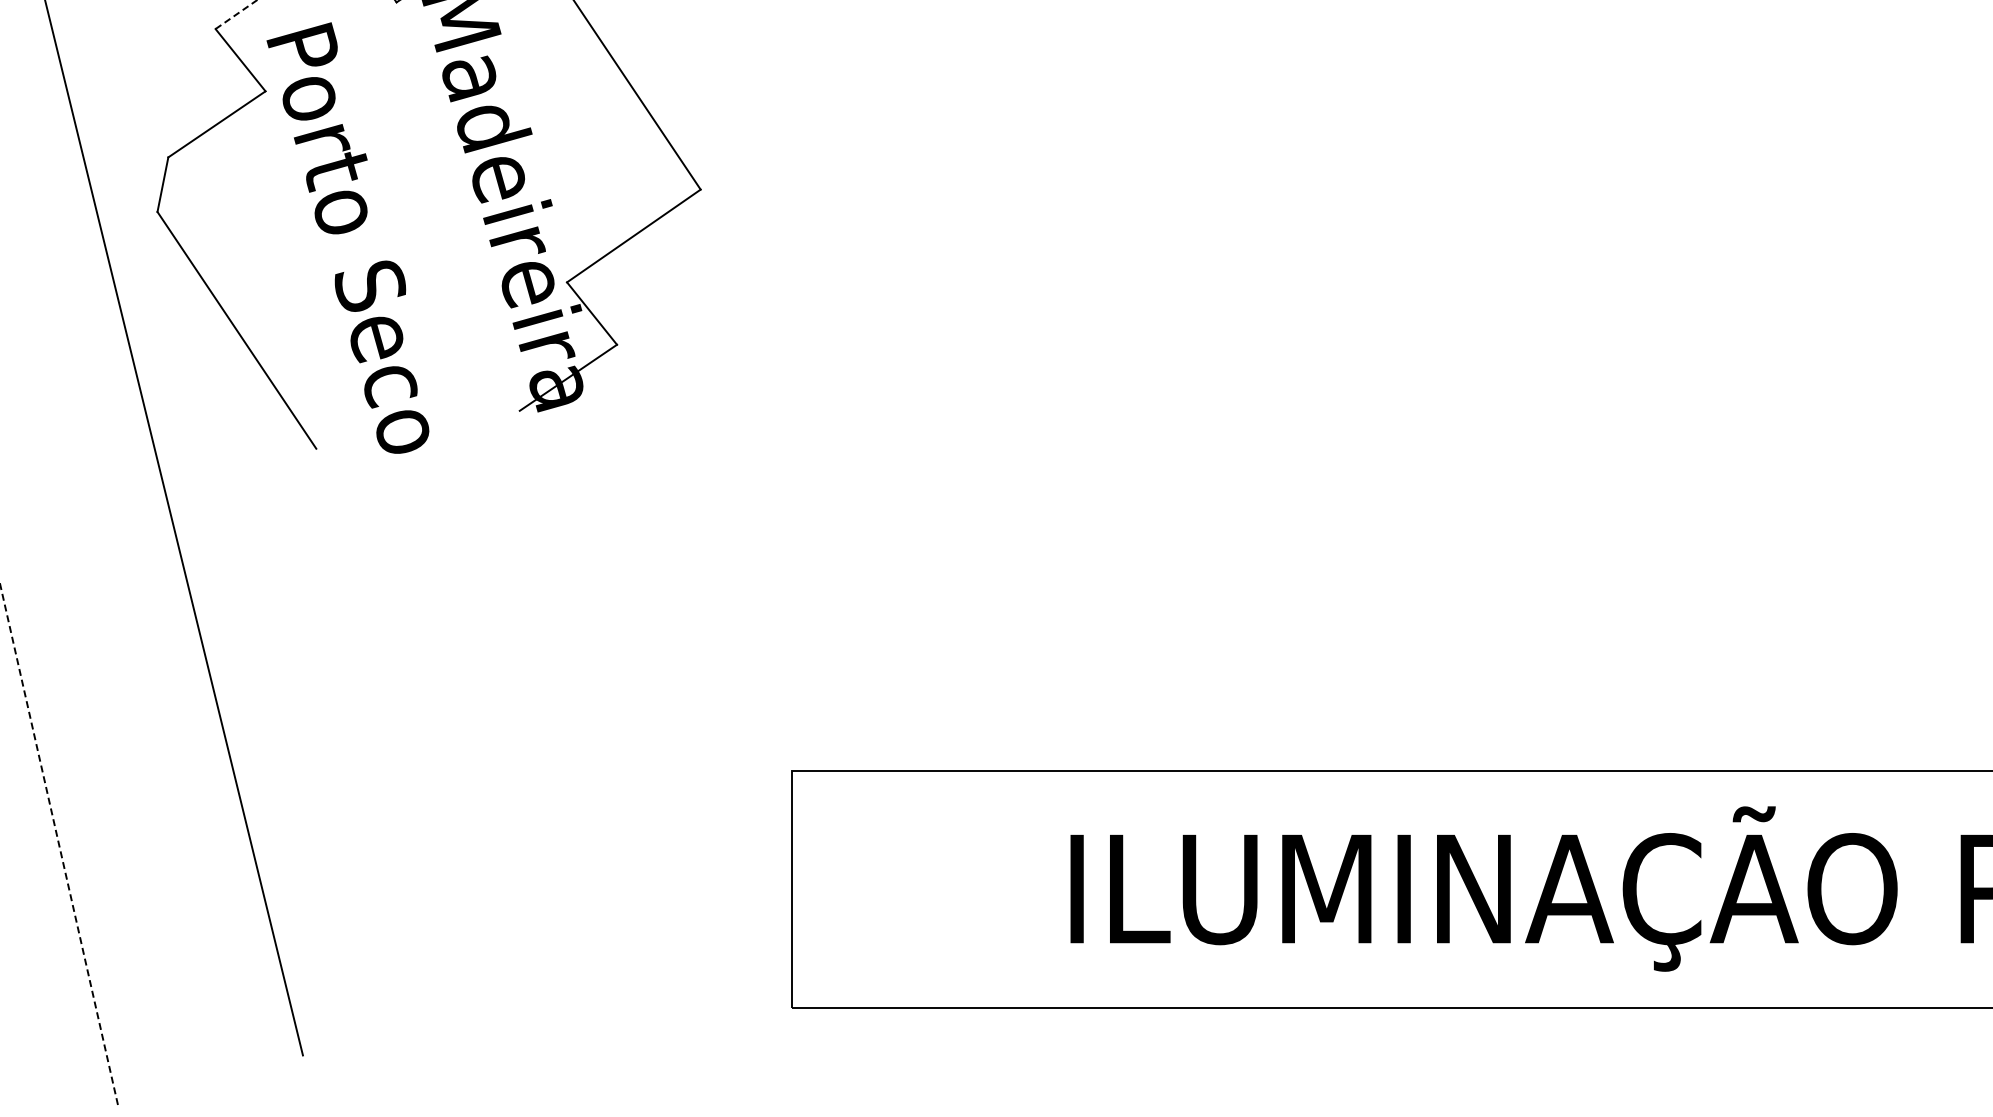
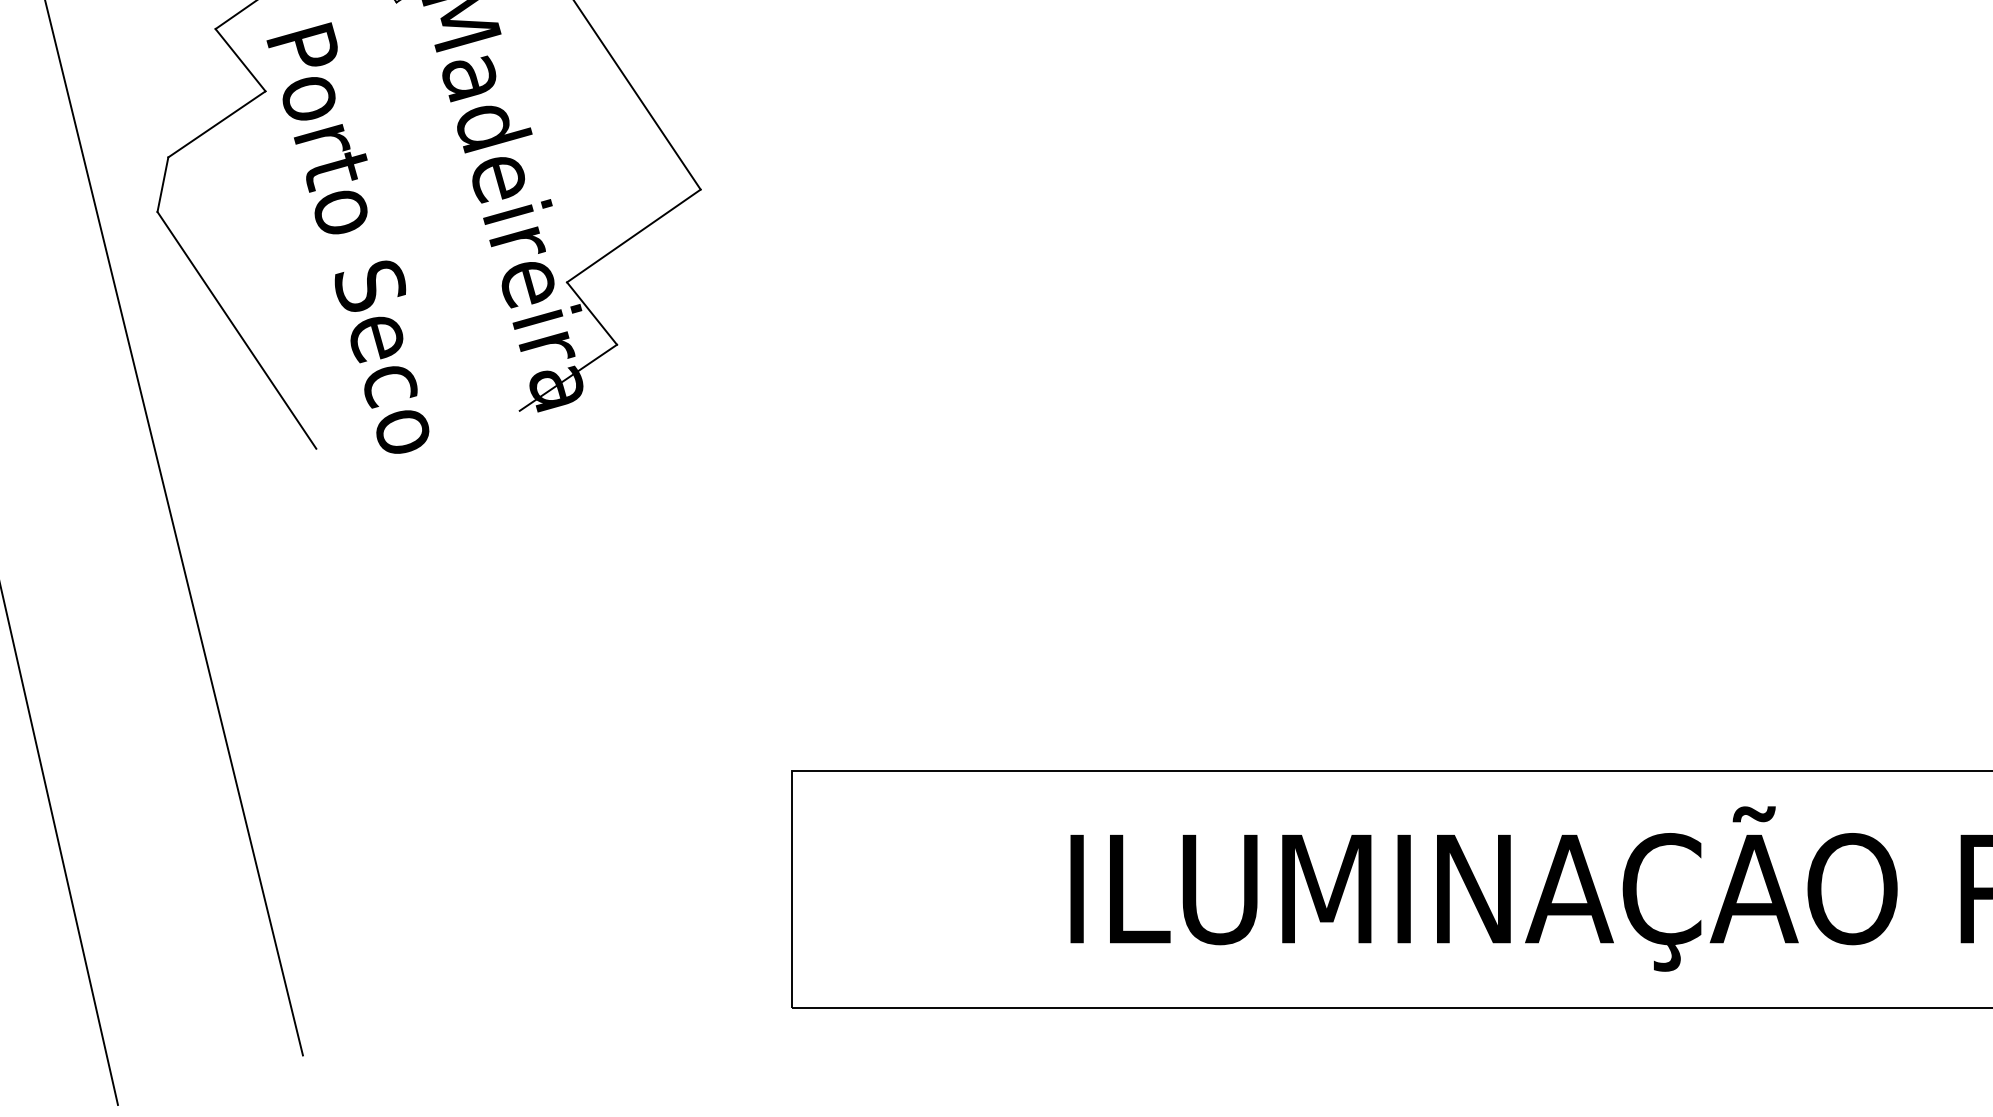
line: dashed -> solid (236, 14)
line: dashed -> solid (58, 843)
